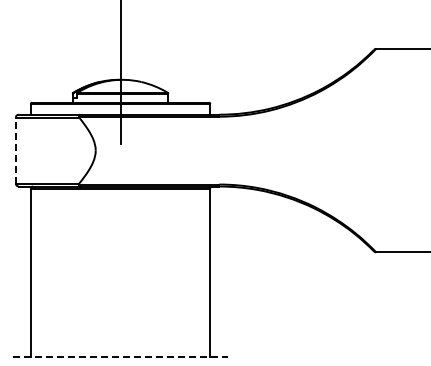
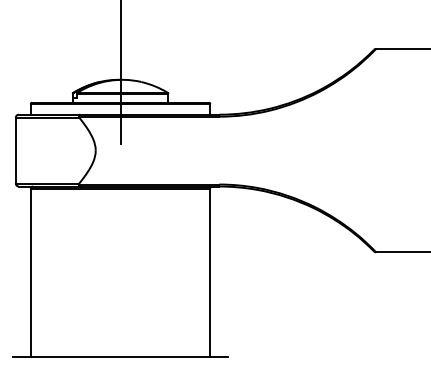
line: dashed -> solid (15, 150)
line: dashed -> solid (120, 356)
